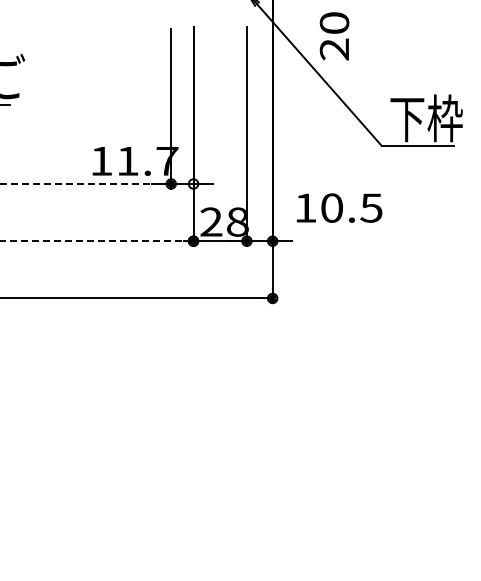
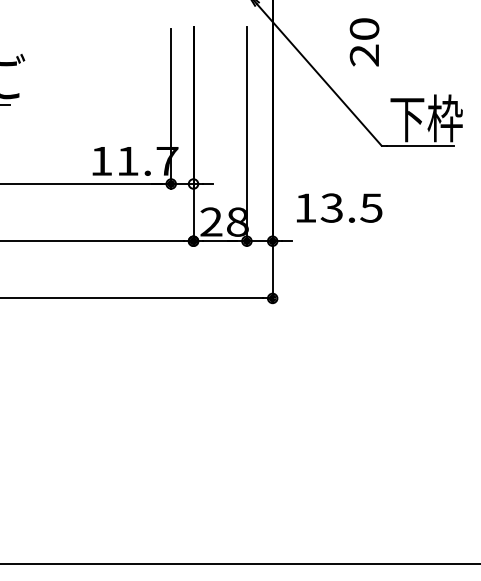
text position: (334, 36) -> (364, 42) (364, 42)
line: dashed -> solid (81, 184)
text: 10.5 -> 13.5 (331, 207)
line: dashed -> solid (92, 241)
line: none -> present (239, 563)
